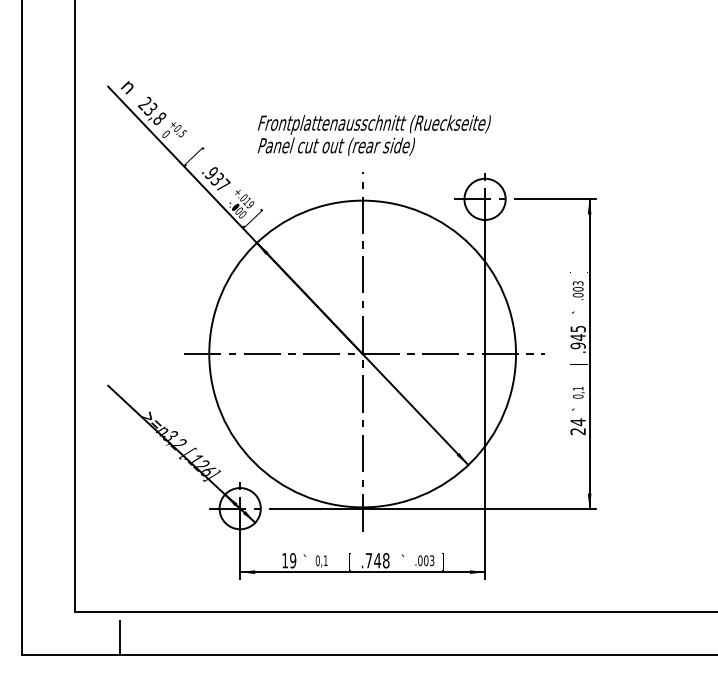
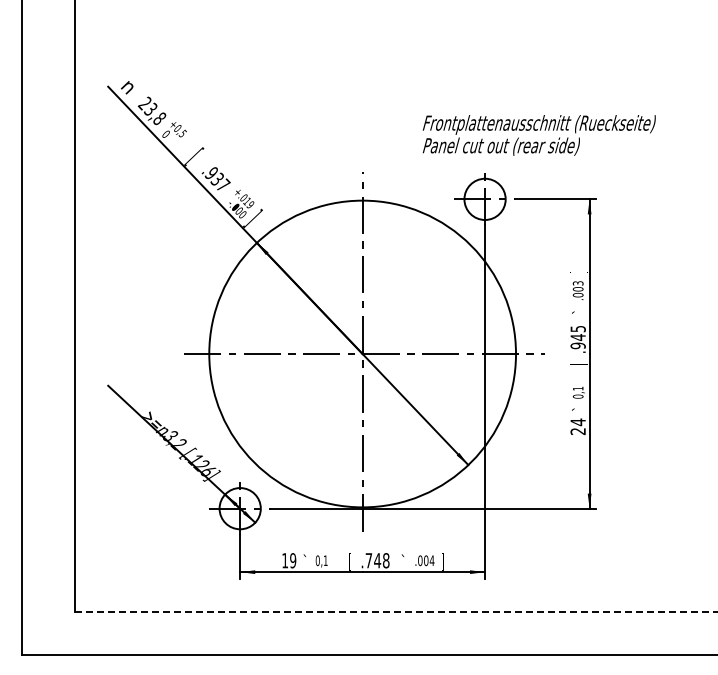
text position: (373, 135) -> (538, 135) (538, 135)
text: .003 -> .004 (431, 560)
line: solid -> dashed (396, 611)
line: present -> none (120, 637)
